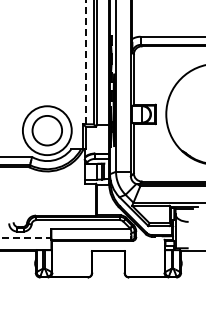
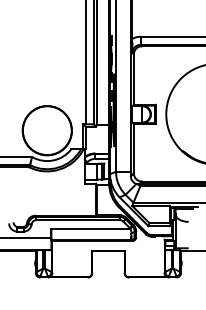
line: dashed -> solid (85, 62)
circle diameter: 30 px -> 49 px (46, 130)
line: dashed -> solid (26, 238)
